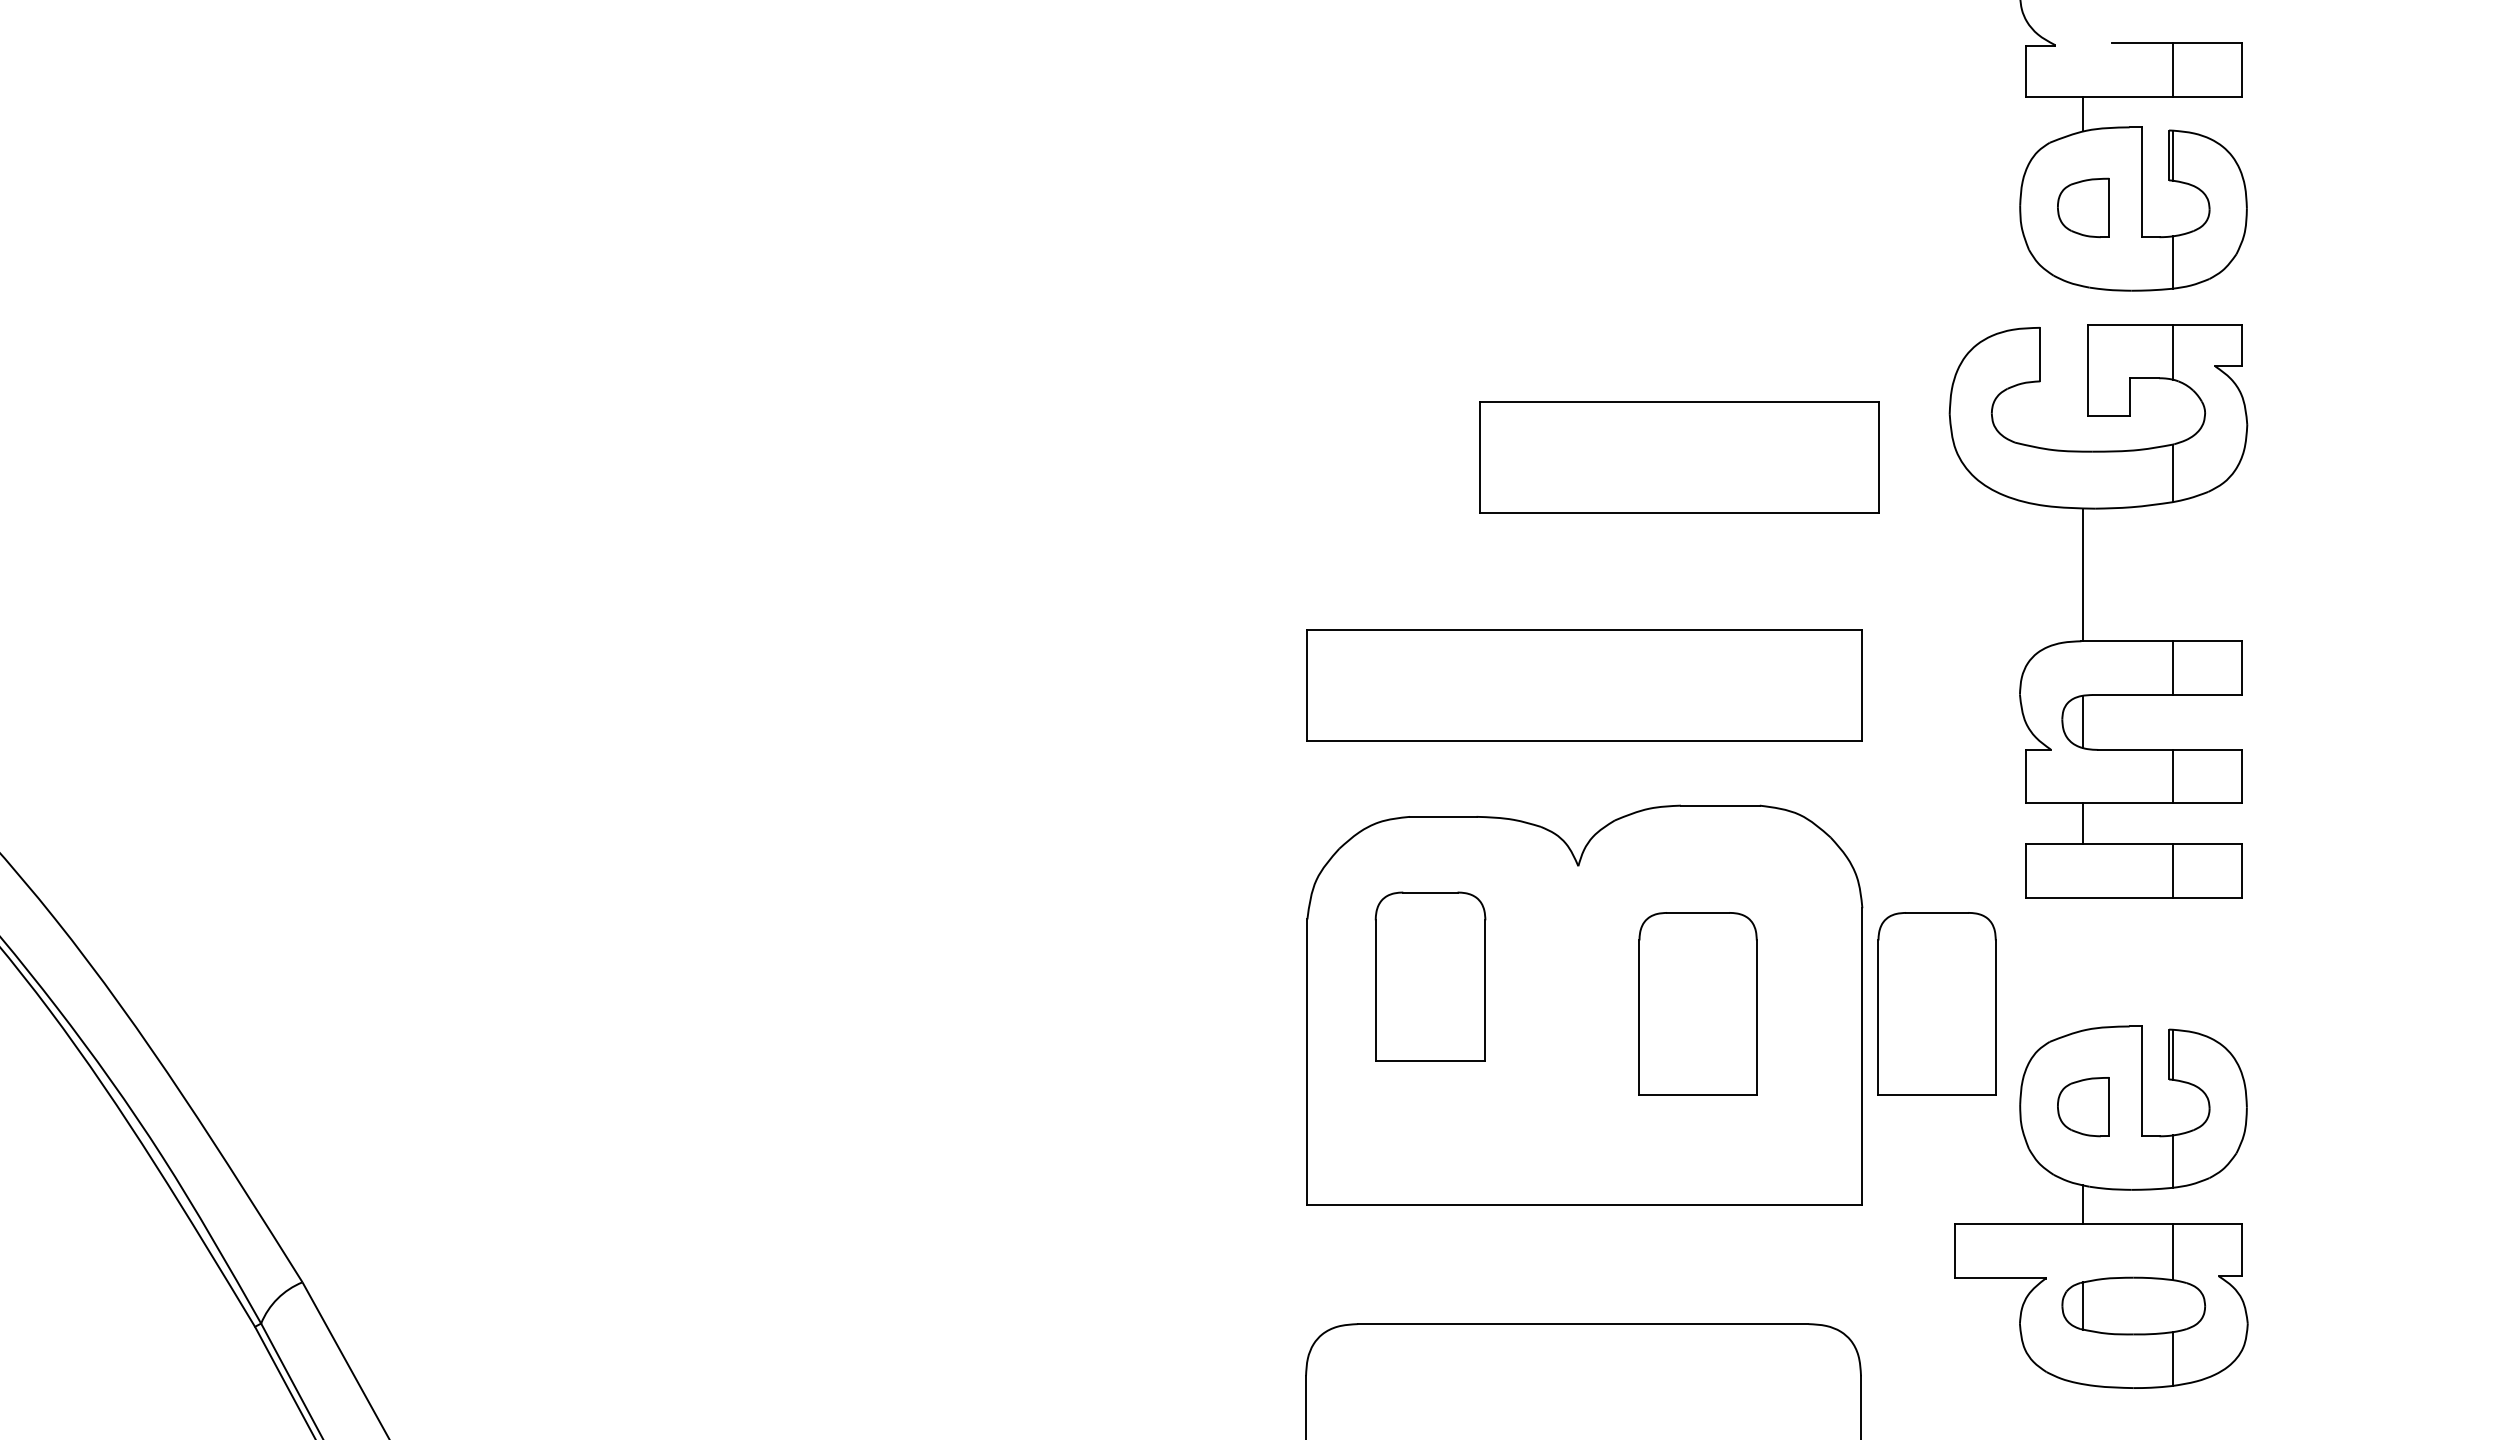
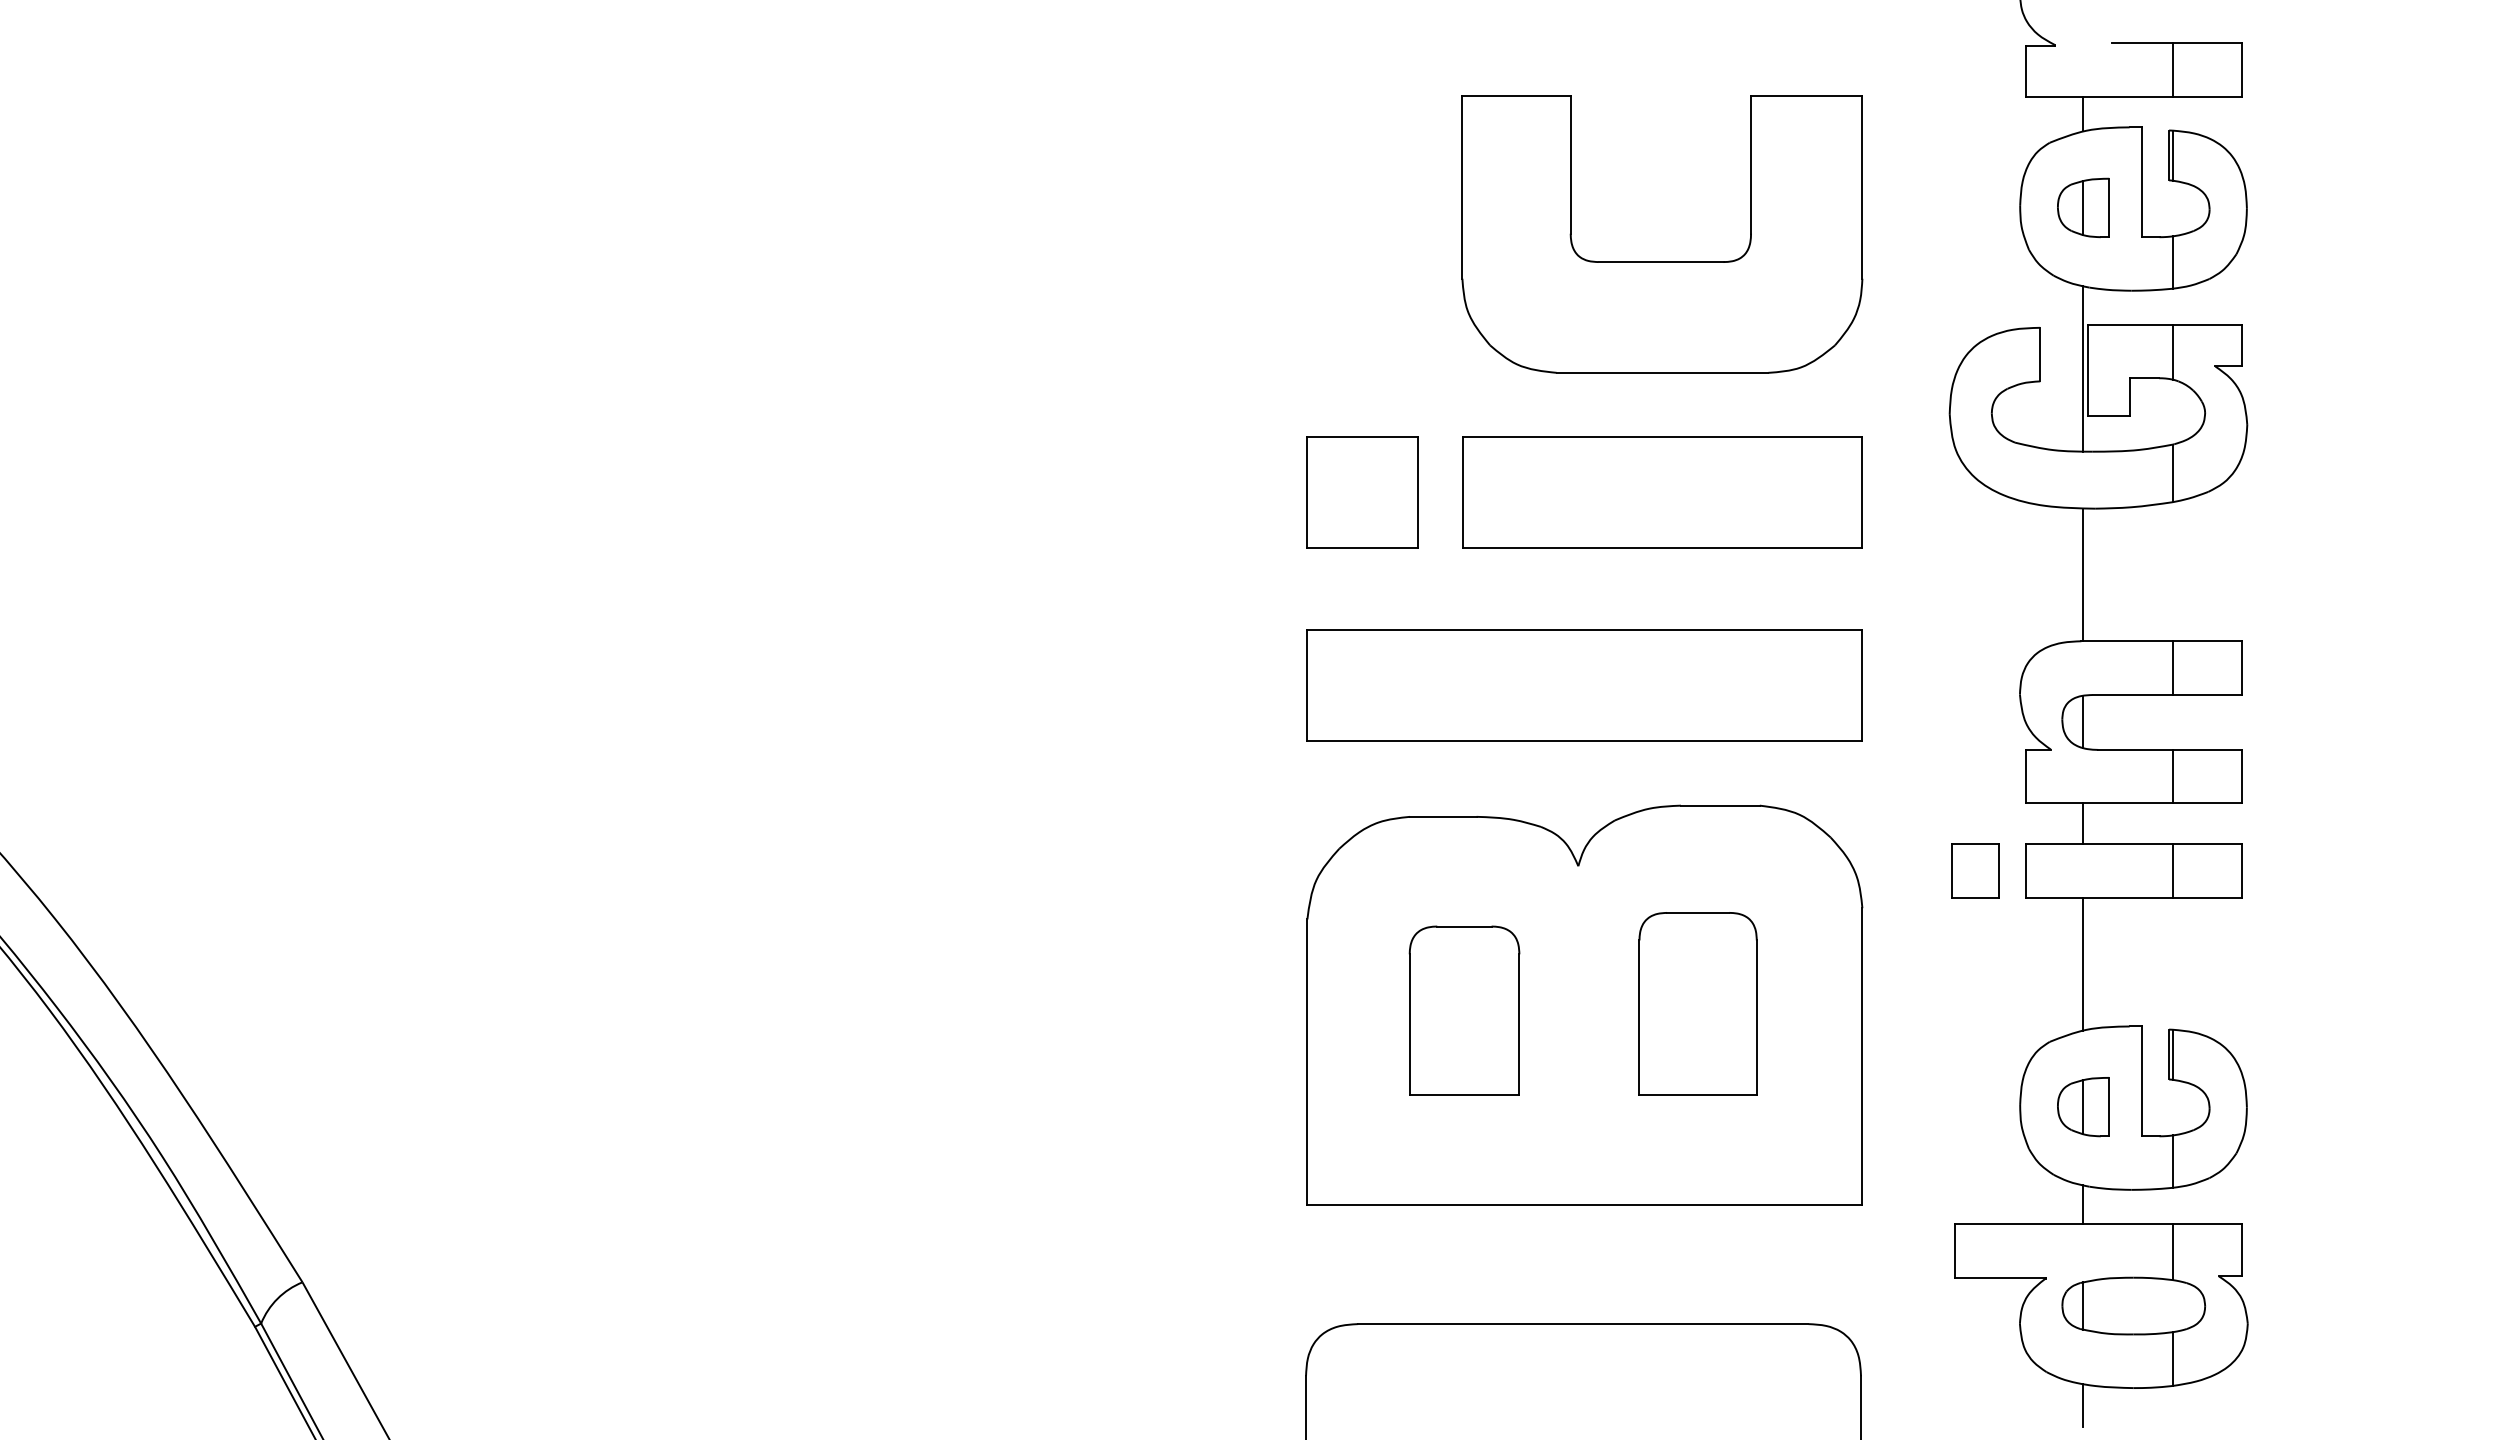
line: none -> present (2082, 208)
part: none -> present (1662, 261)
line: none -> present (2082, 368)
part position: (1679, 457) -> (1662, 492) (1662, 492)
part: none -> present (1362, 492)
part: none -> present (1975, 870)
line: none -> present (2082, 963)
part position: (1430, 976) -> (1464, 1010) (1464, 1010)
part: present -> none (1936, 1003)
line: none -> present (2082, 1107)
line: none -> present (2082, 1405)
